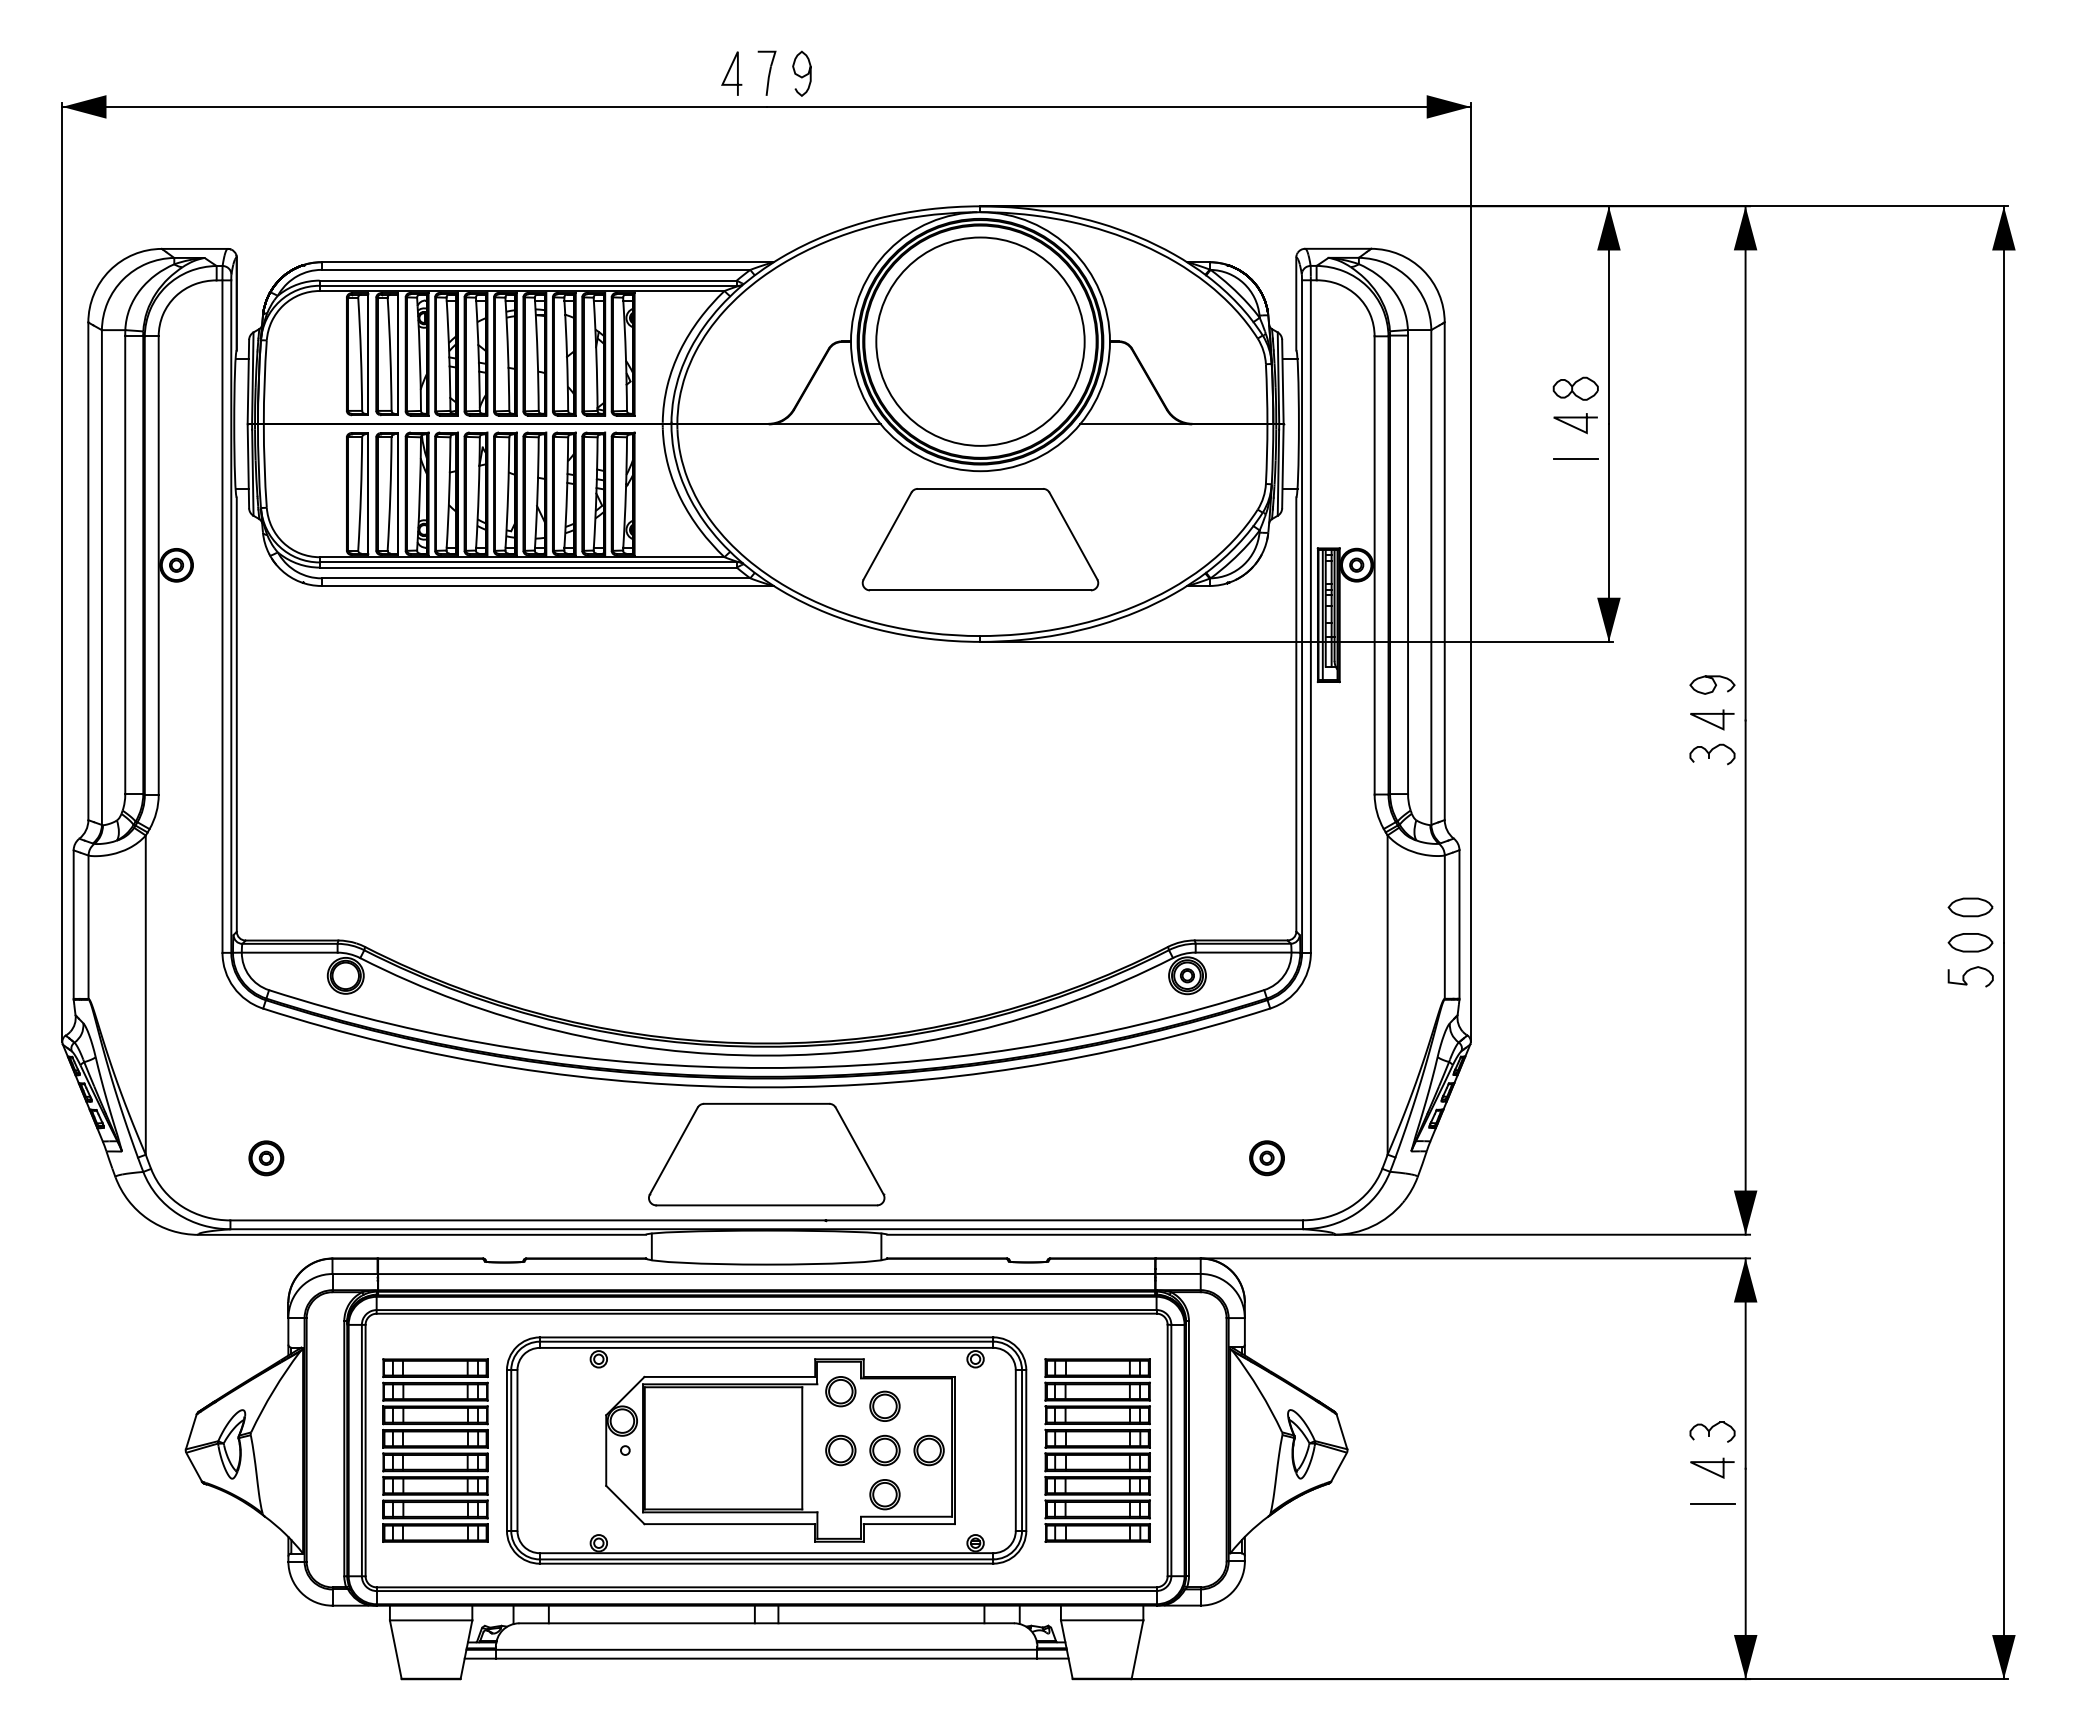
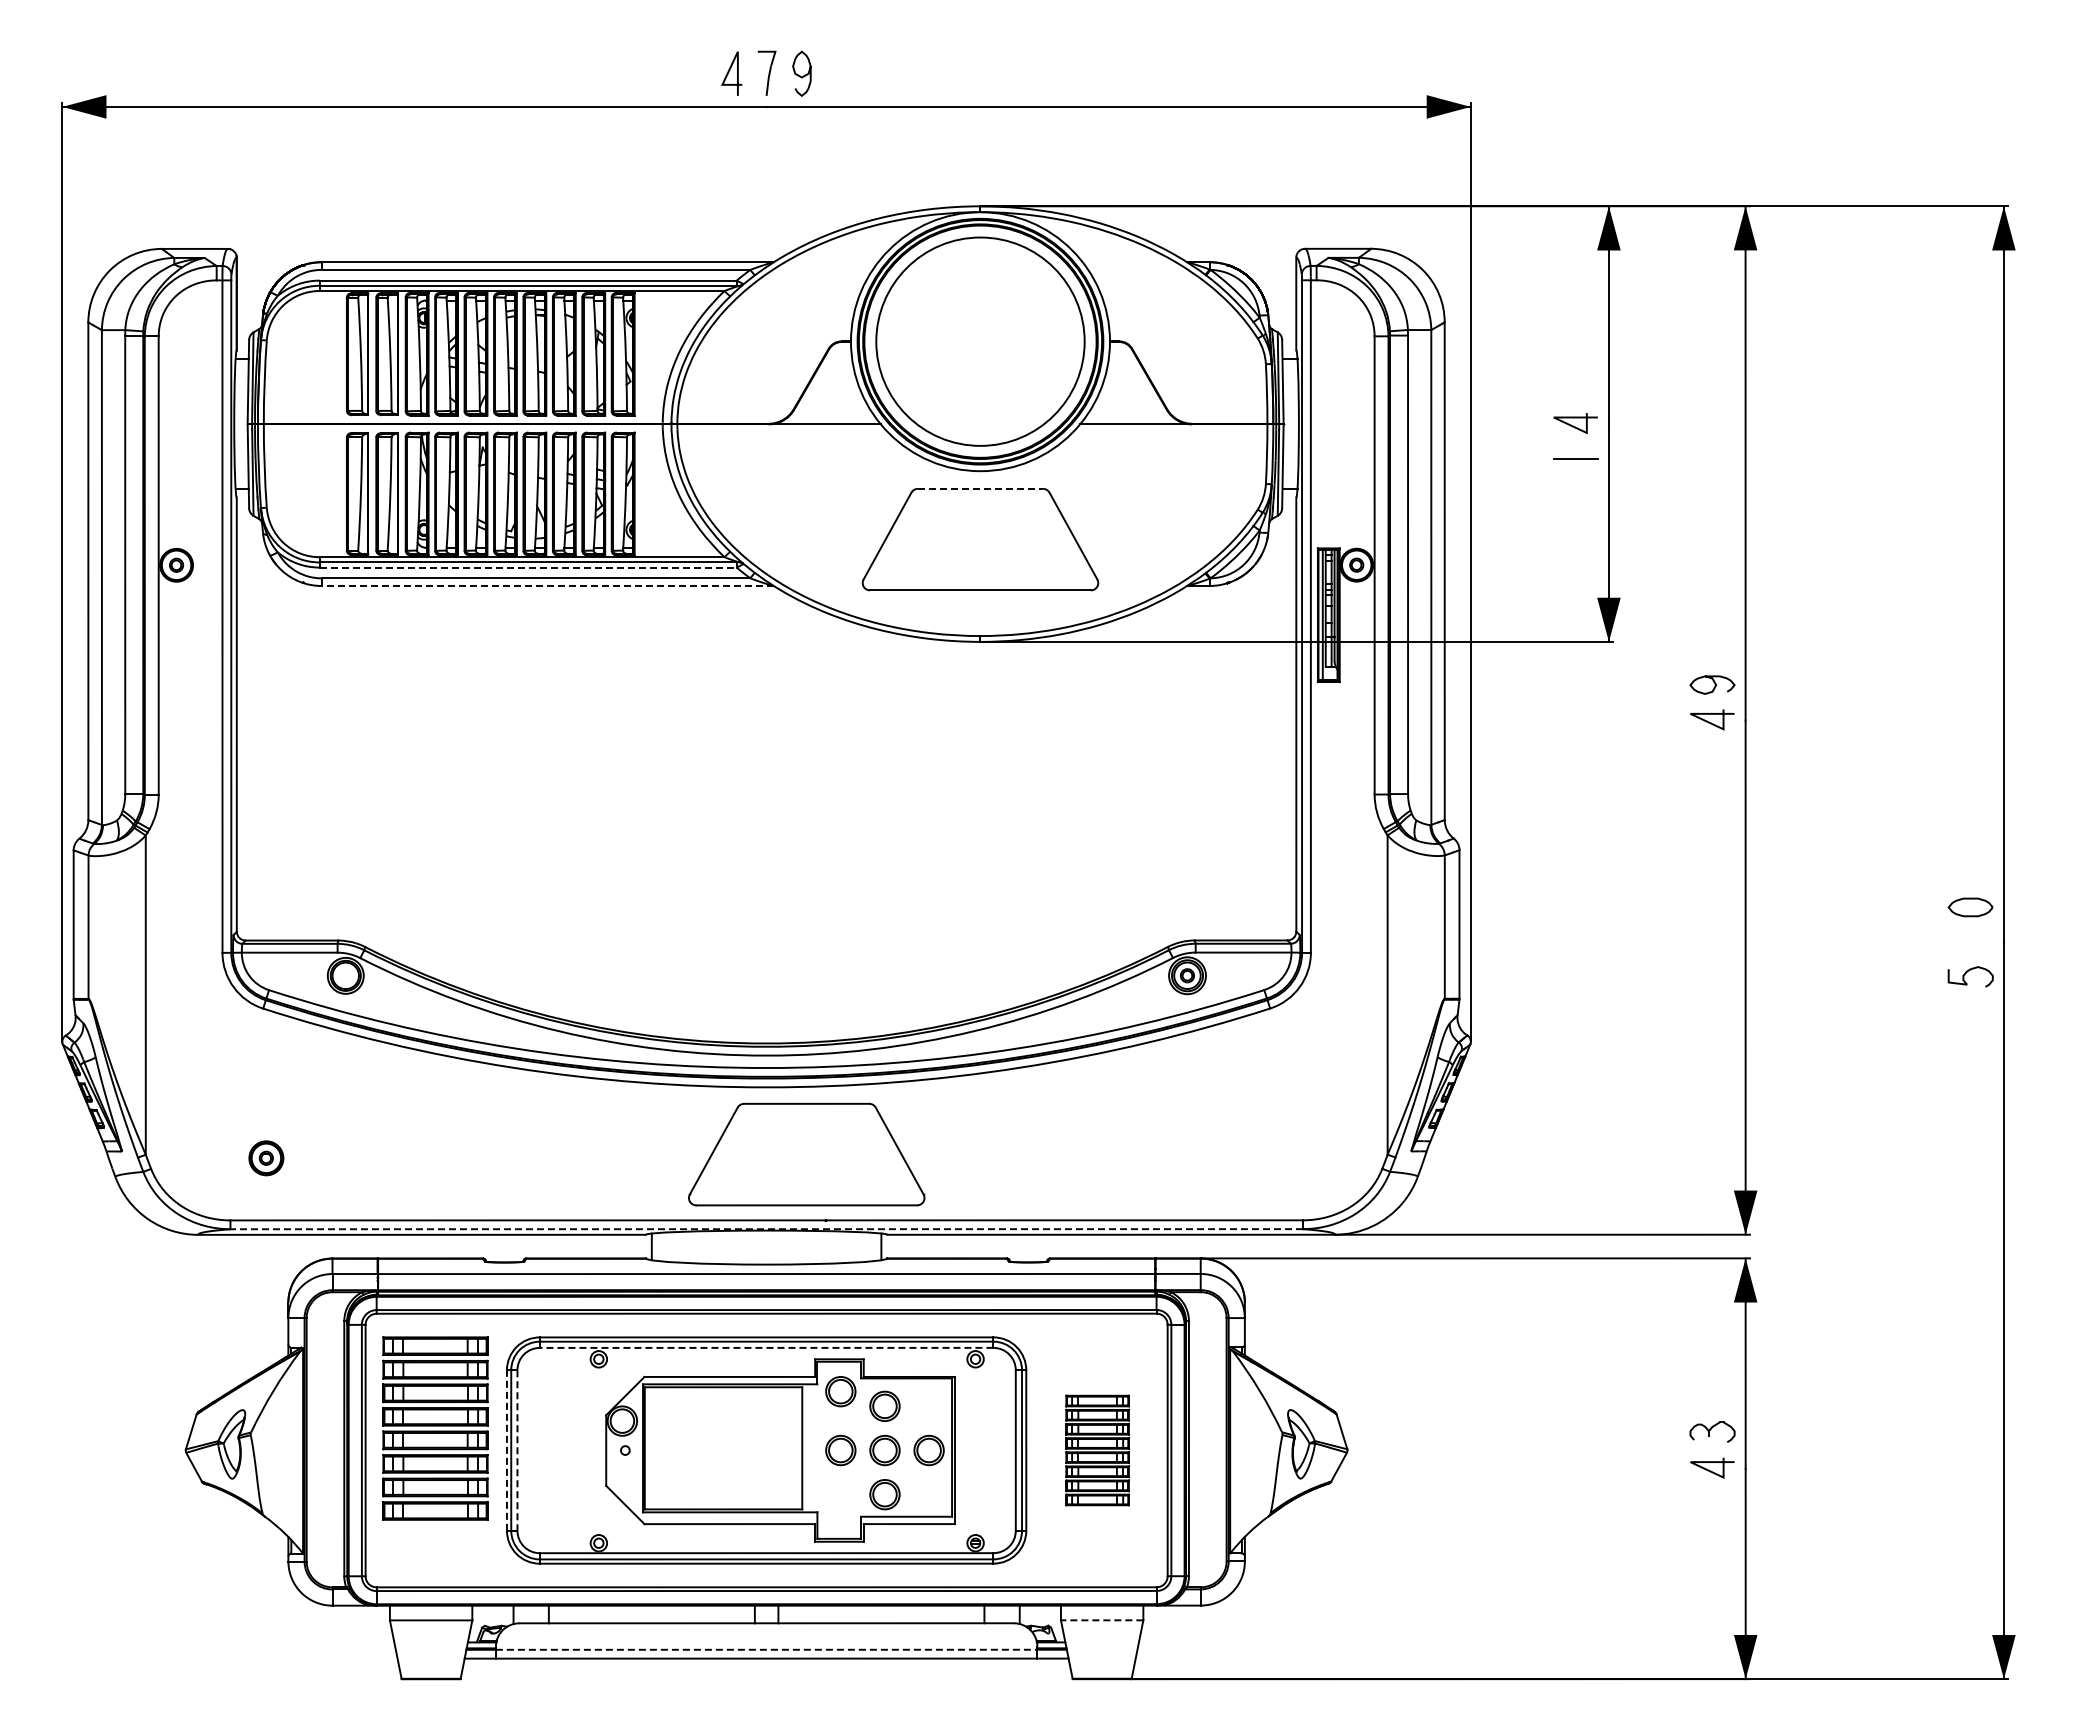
part: present -> none (1575, 388)
line: solid -> dashed (980, 488)
line: solid -> dashed (528, 567)
line: solid -> dashed (547, 585)
part: present -> none (1712, 754)
part: present -> none (1970, 942)
part position: (766, 1154) -> (806, 1154) (806, 1154)
part: present -> none (1266, 1158)
line: solid -> dashed (766, 1229)
line: solid -> dashed (766, 1347)
part position: (435, 1450) -> (435, 1428) (435, 1428)
line: solid -> dashed (506, 1450)
part size: 107x185 px -> 65x113 px (1097, 1450)
line: solid -> dashed (517, 1451)
line: present -> none (1712, 1504)
line: solid -> dashed (1101, 1620)
line: solid -> dashed (766, 1649)
